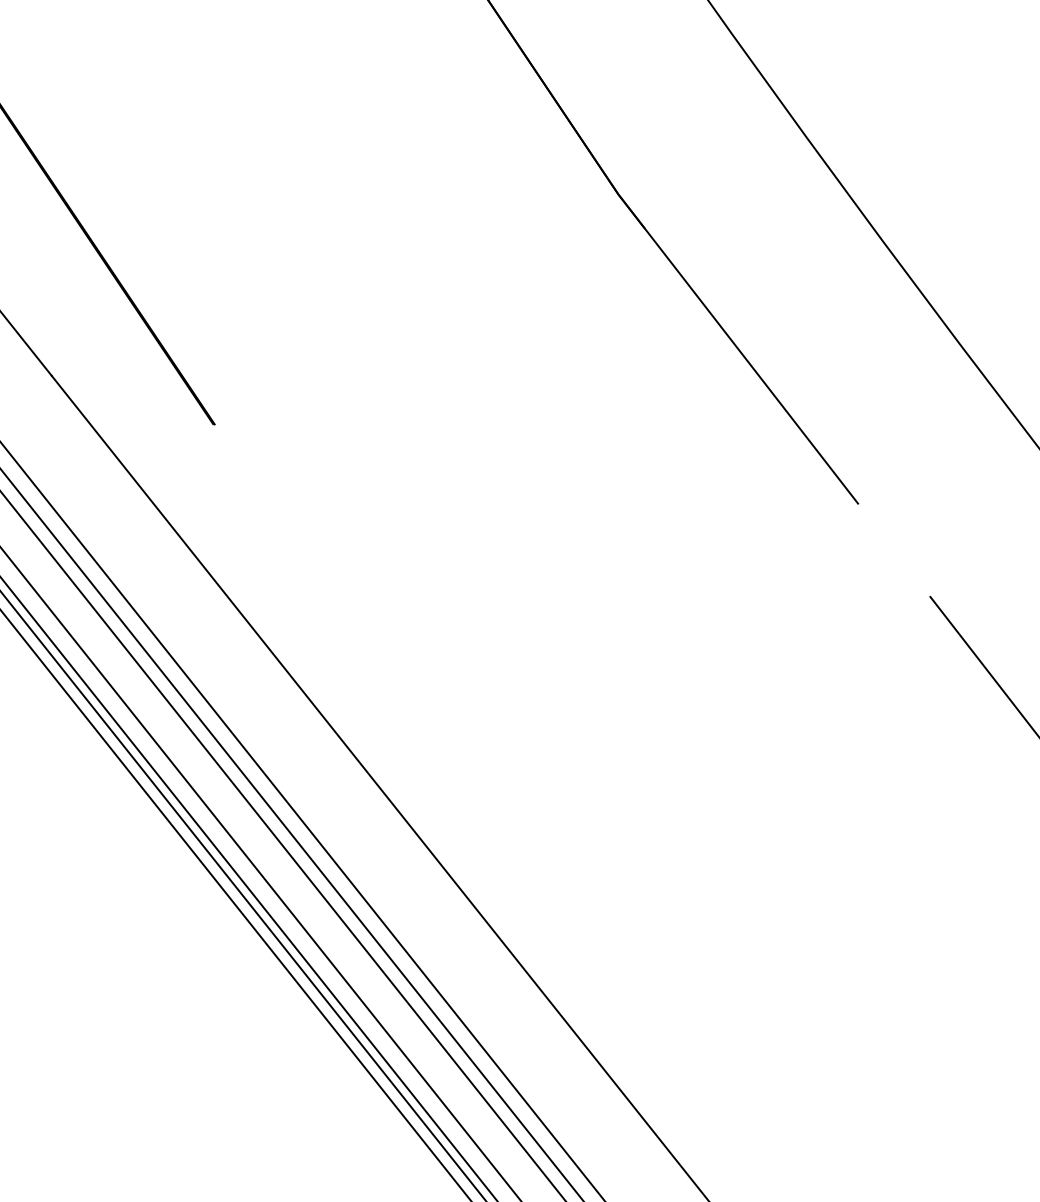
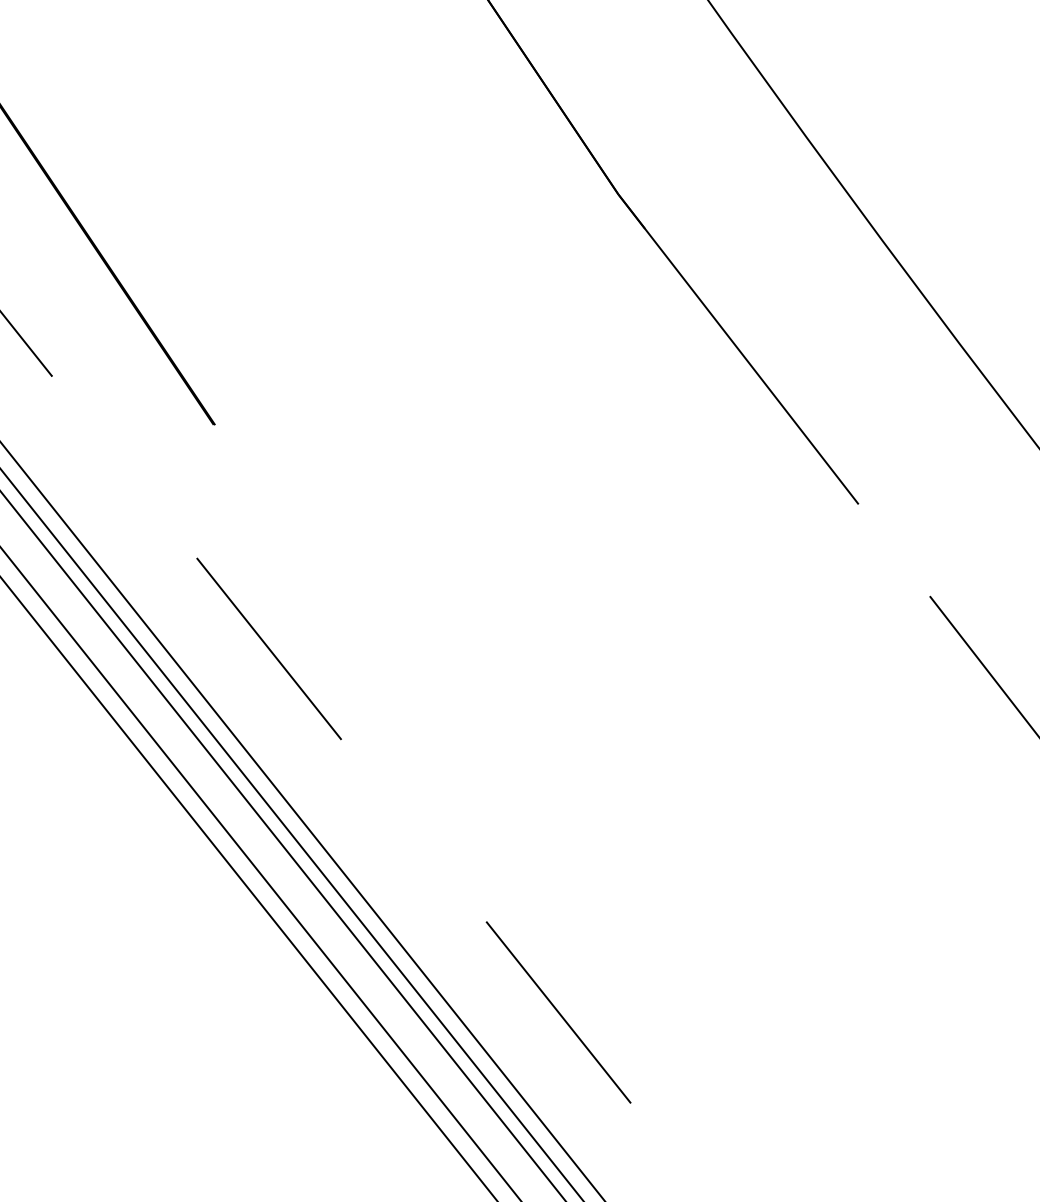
line: solid -> dashed (380, 788)
line: present -> none (243, 895)
line: present -> none (235, 905)
